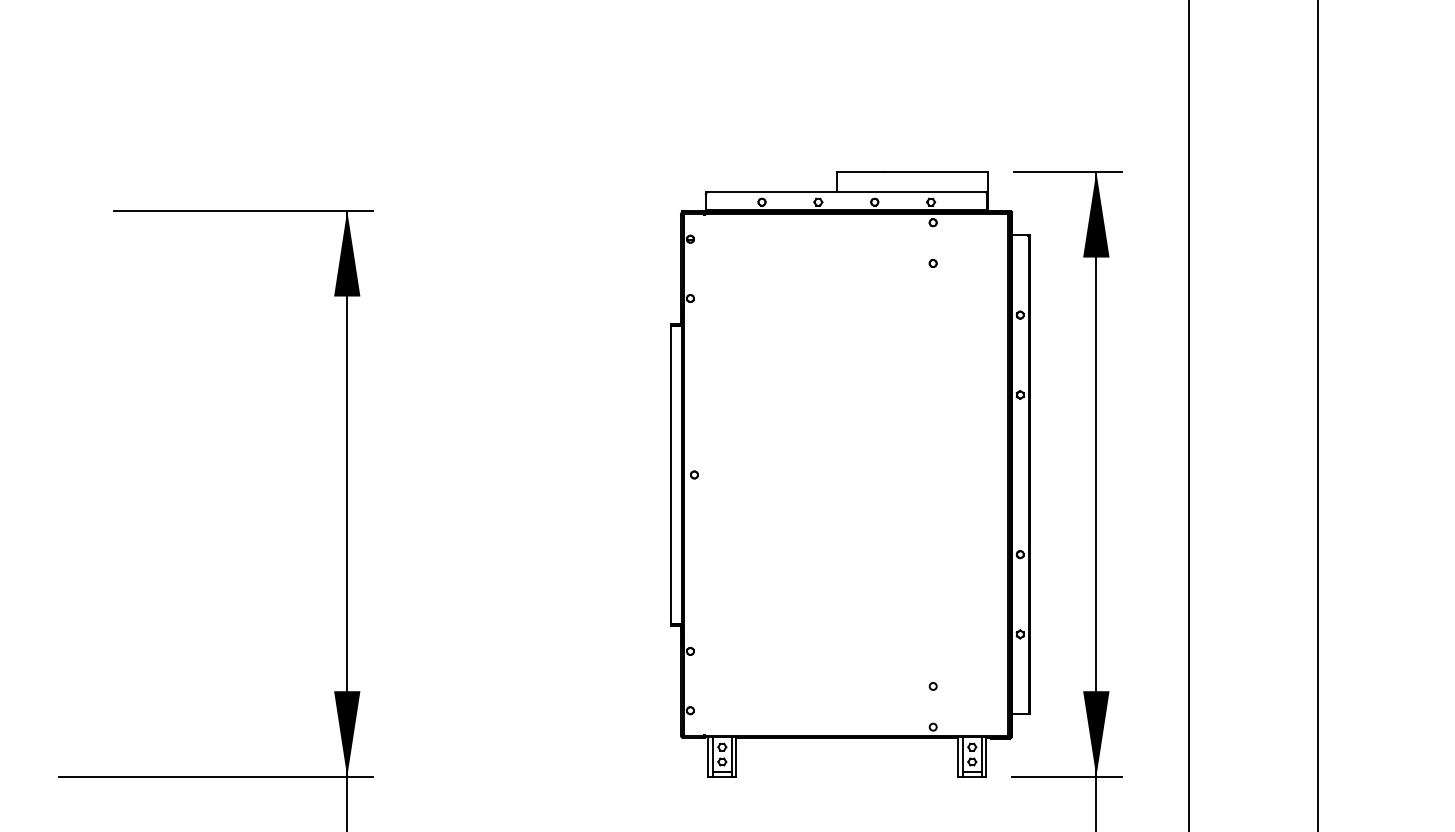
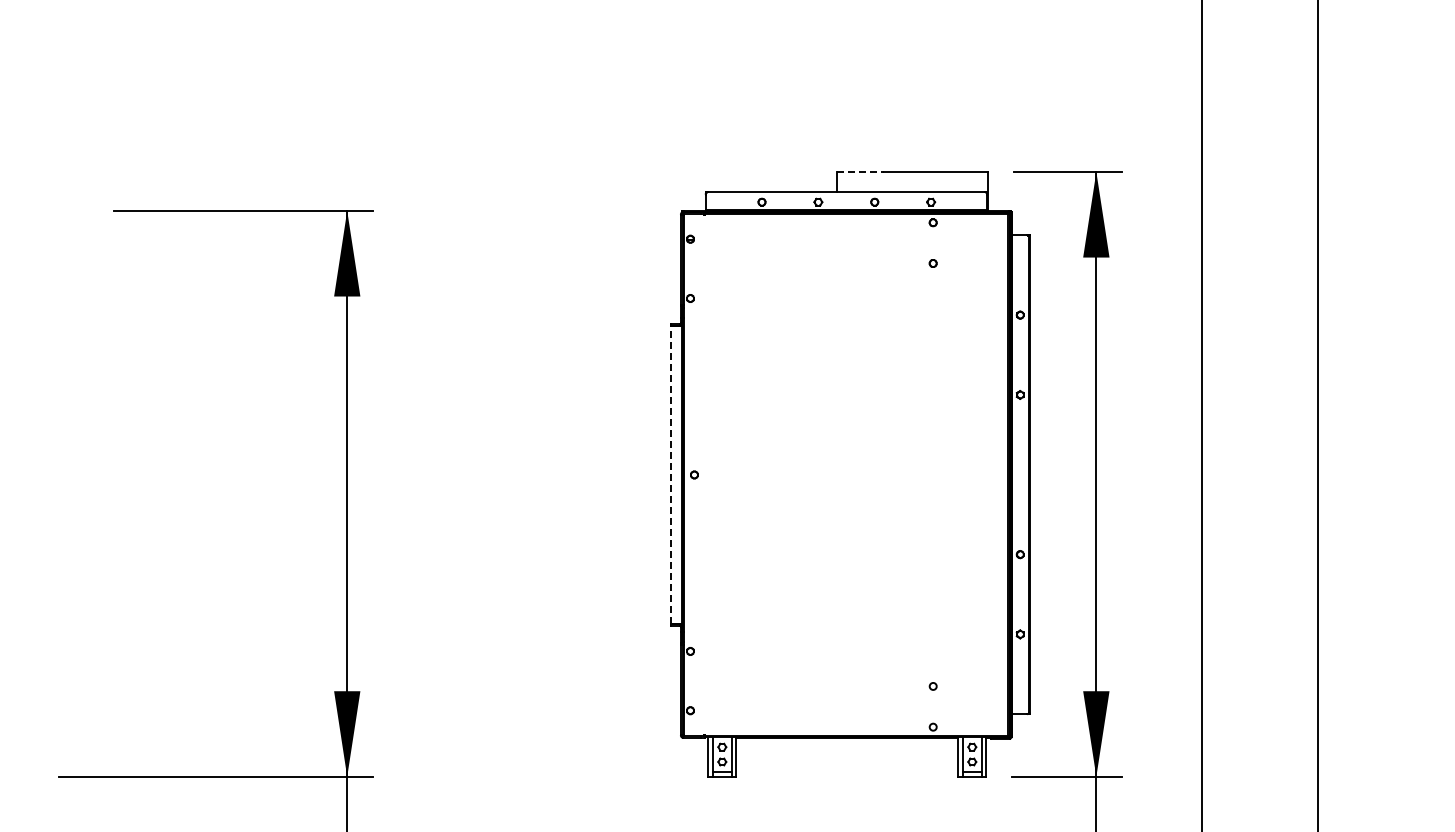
line: solid -> dashed (861, 171)
line position: (1188, 415) -> (1201, 415) (1201, 415)
line: solid -> dashed (671, 474)
